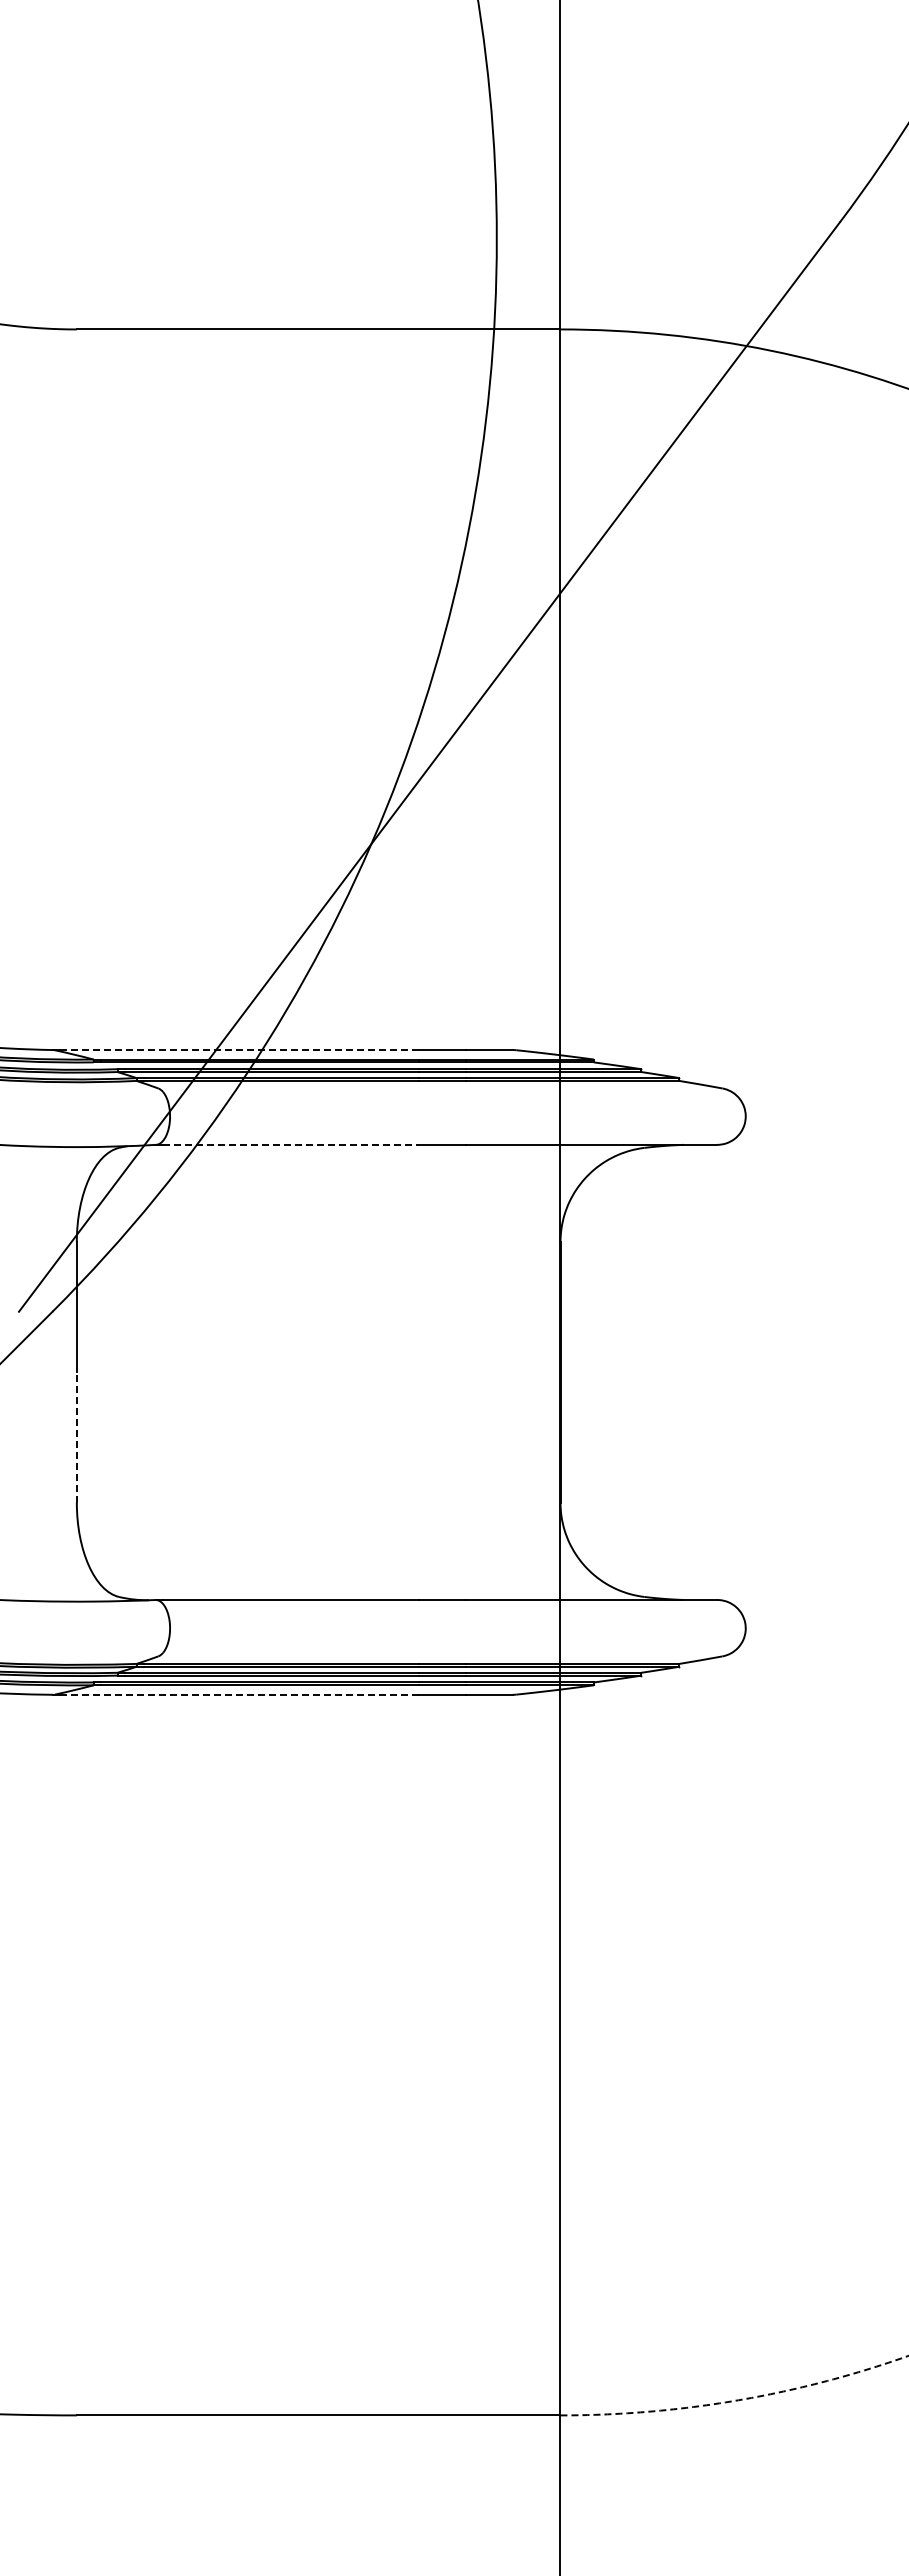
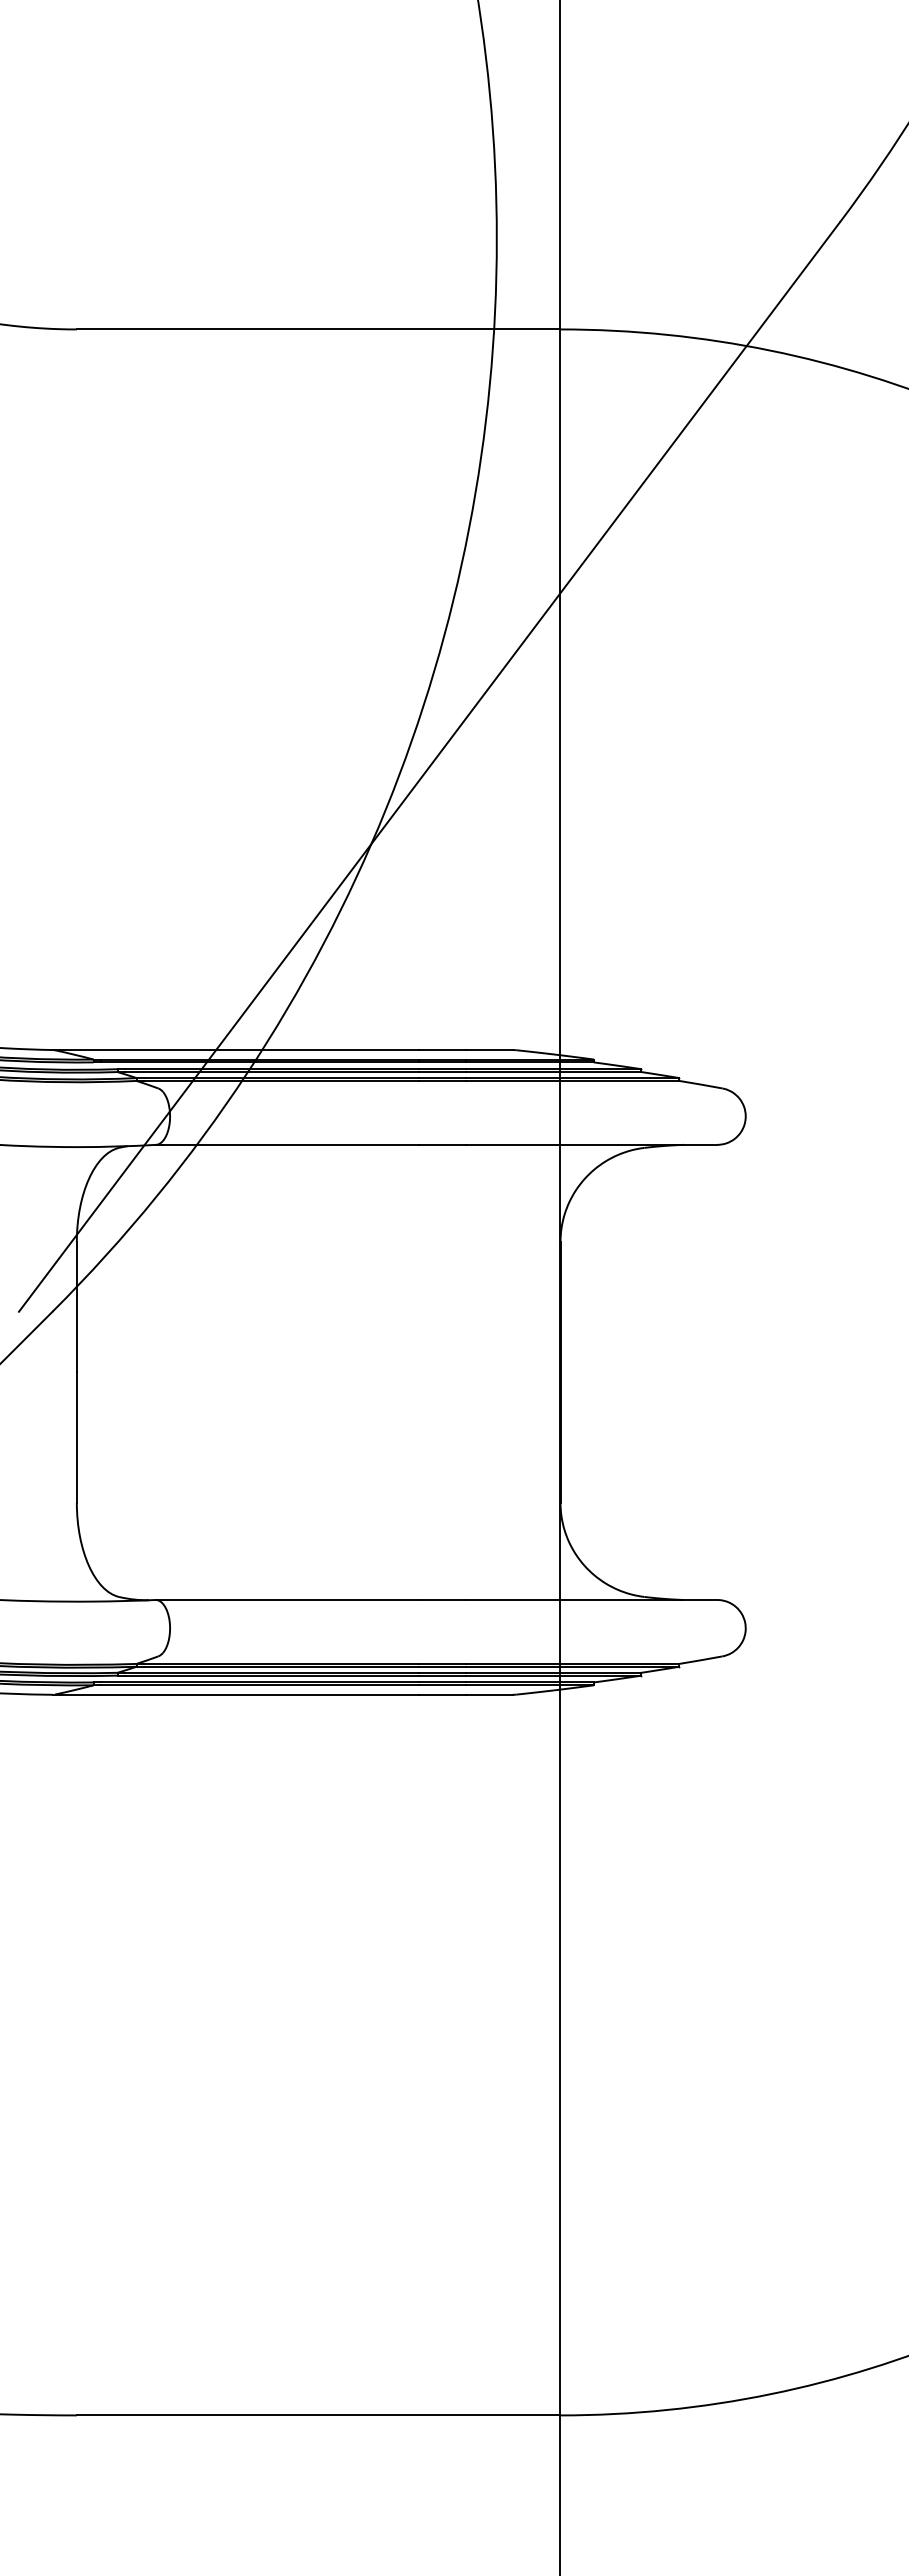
line: dashed -> solid (238, 1050)
line: dashed -> solid (290, 1144)
line: dashed -> solid (76, 1437)
line: dashed -> solid (239, 1694)
arc: dashed -> solid (737, 2400)
